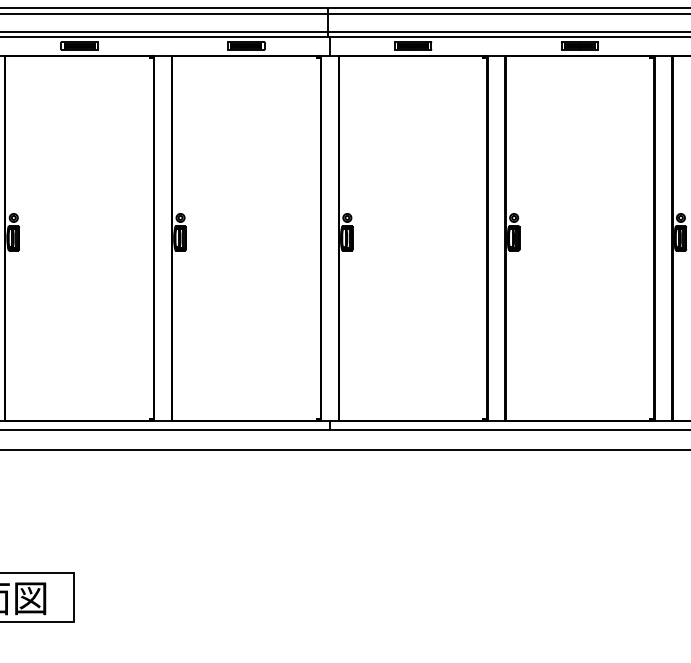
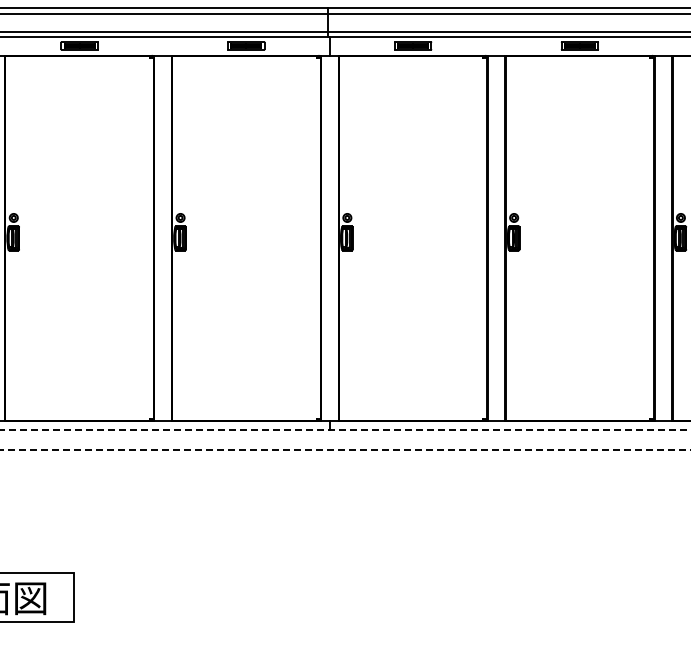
line: solid -> dashed (345, 430)
line: solid -> dashed (345, 450)
